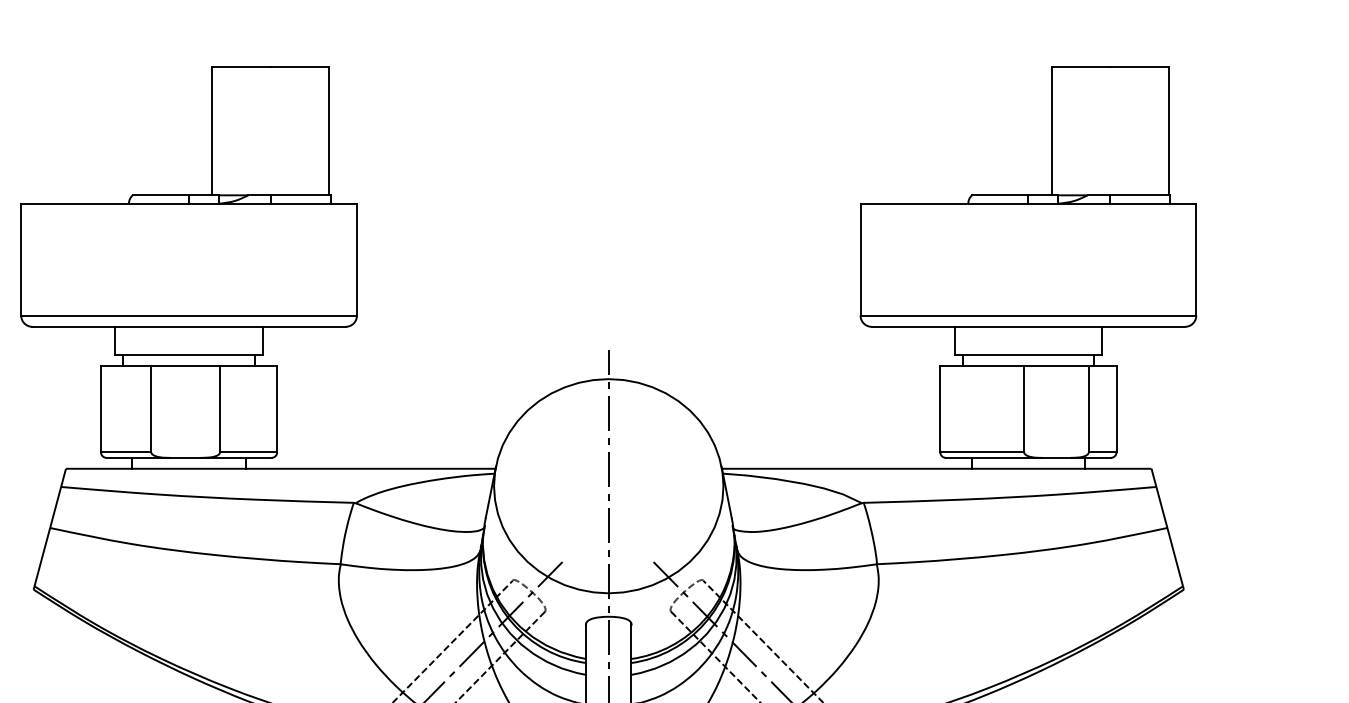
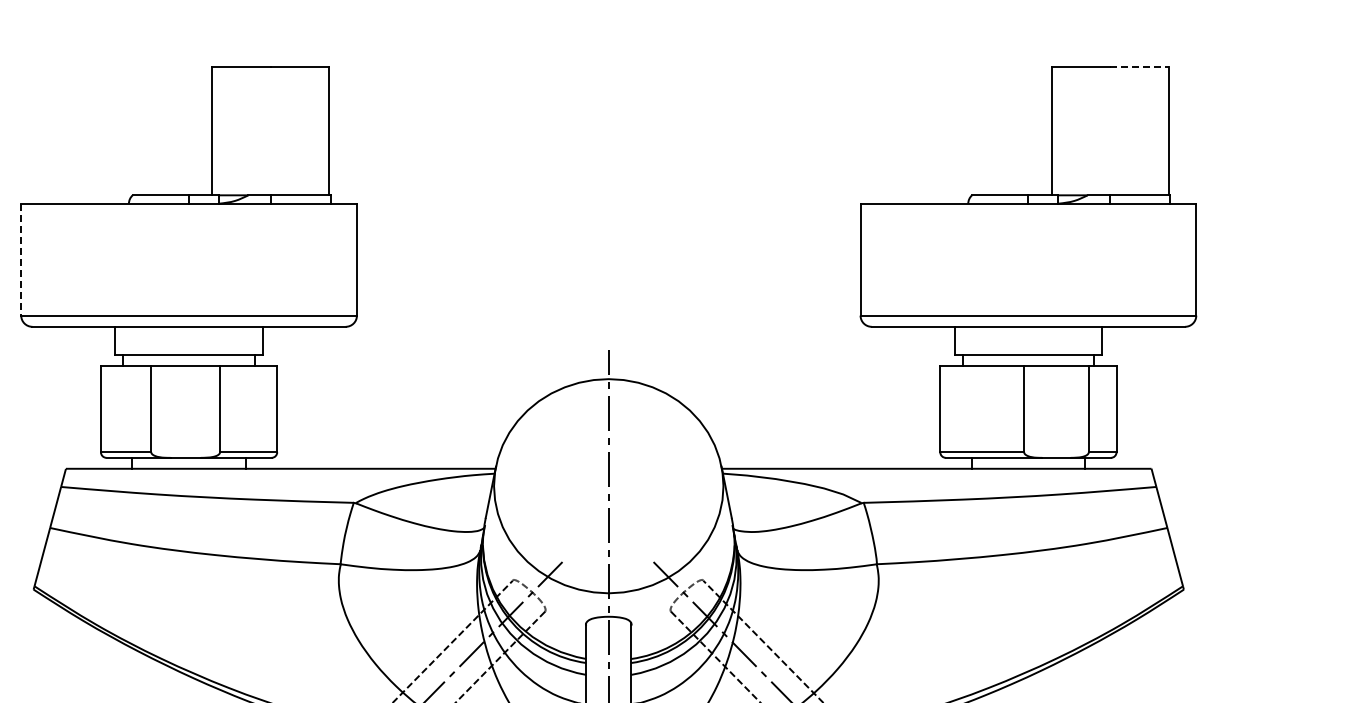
line: solid -> dashed (1139, 66)
line: solid -> dashed (21, 259)
